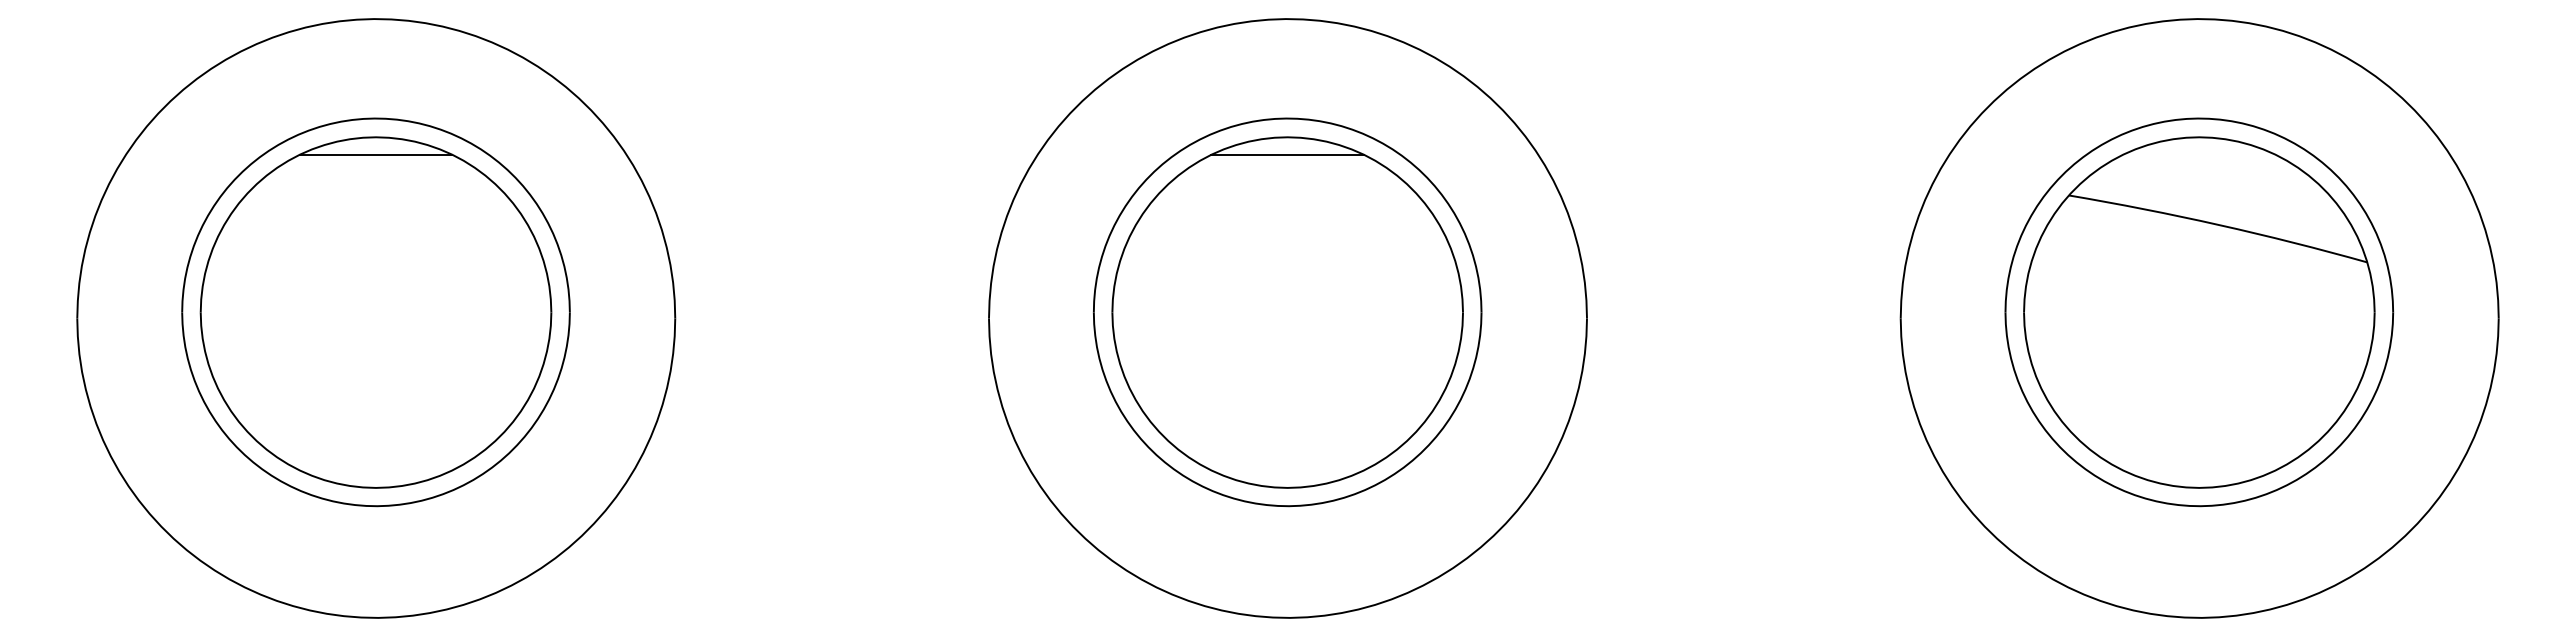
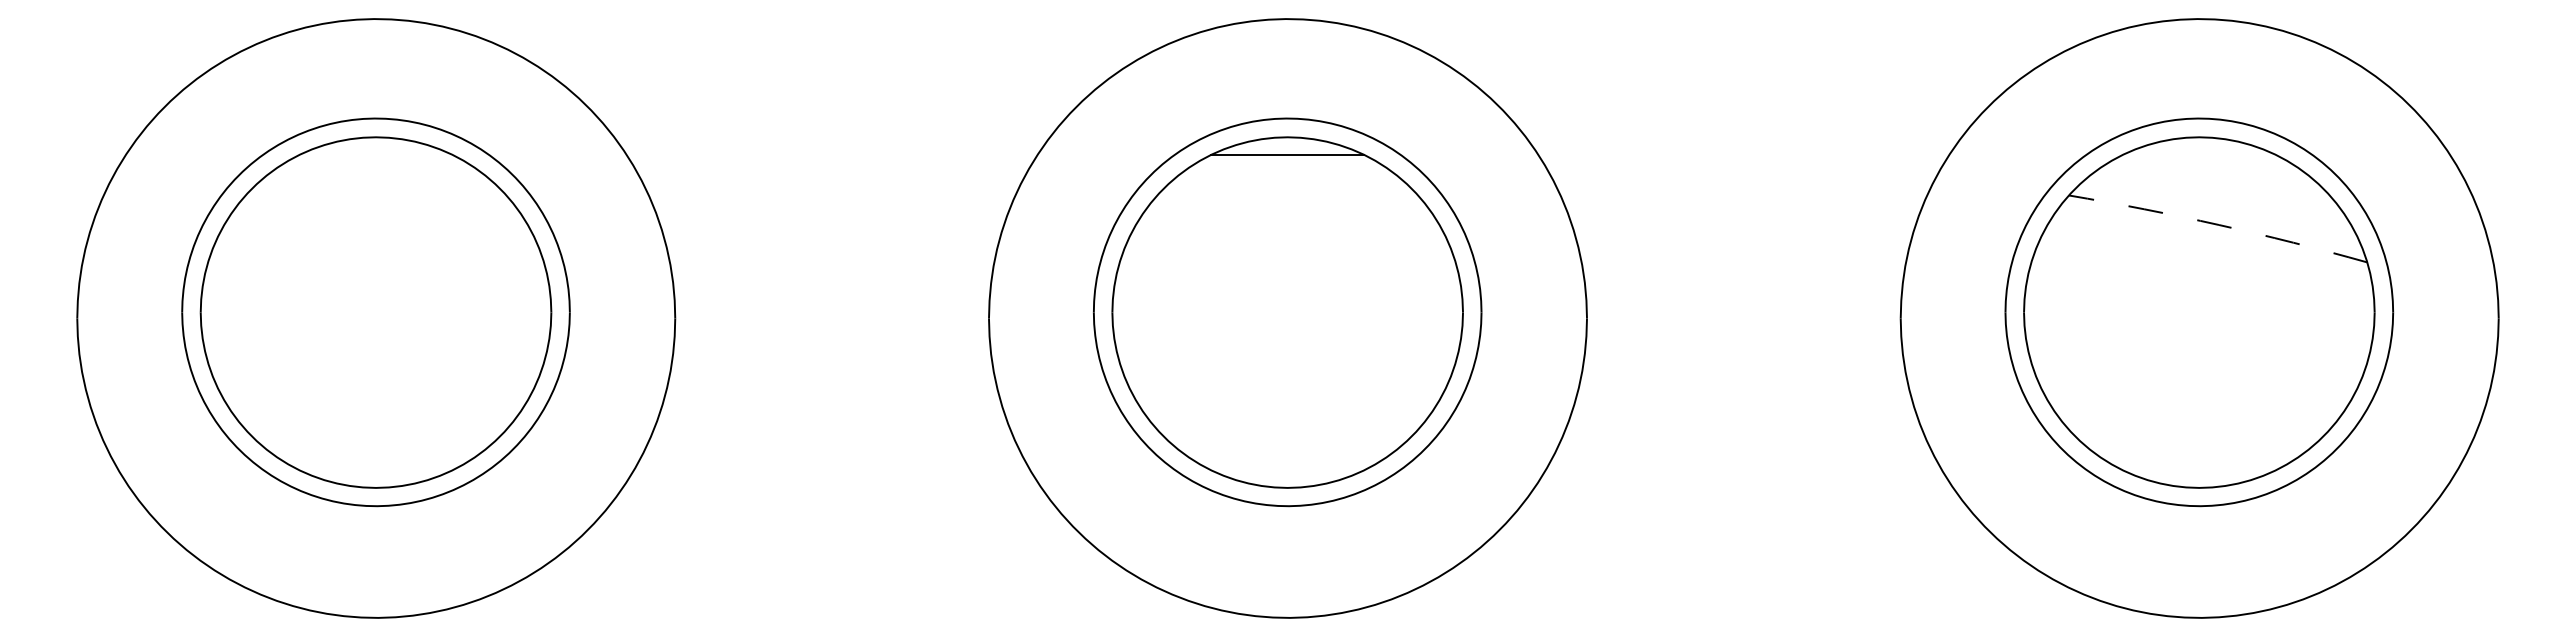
line: present -> none (375, 154)
arc: solid -> dashed (2219, 225)
